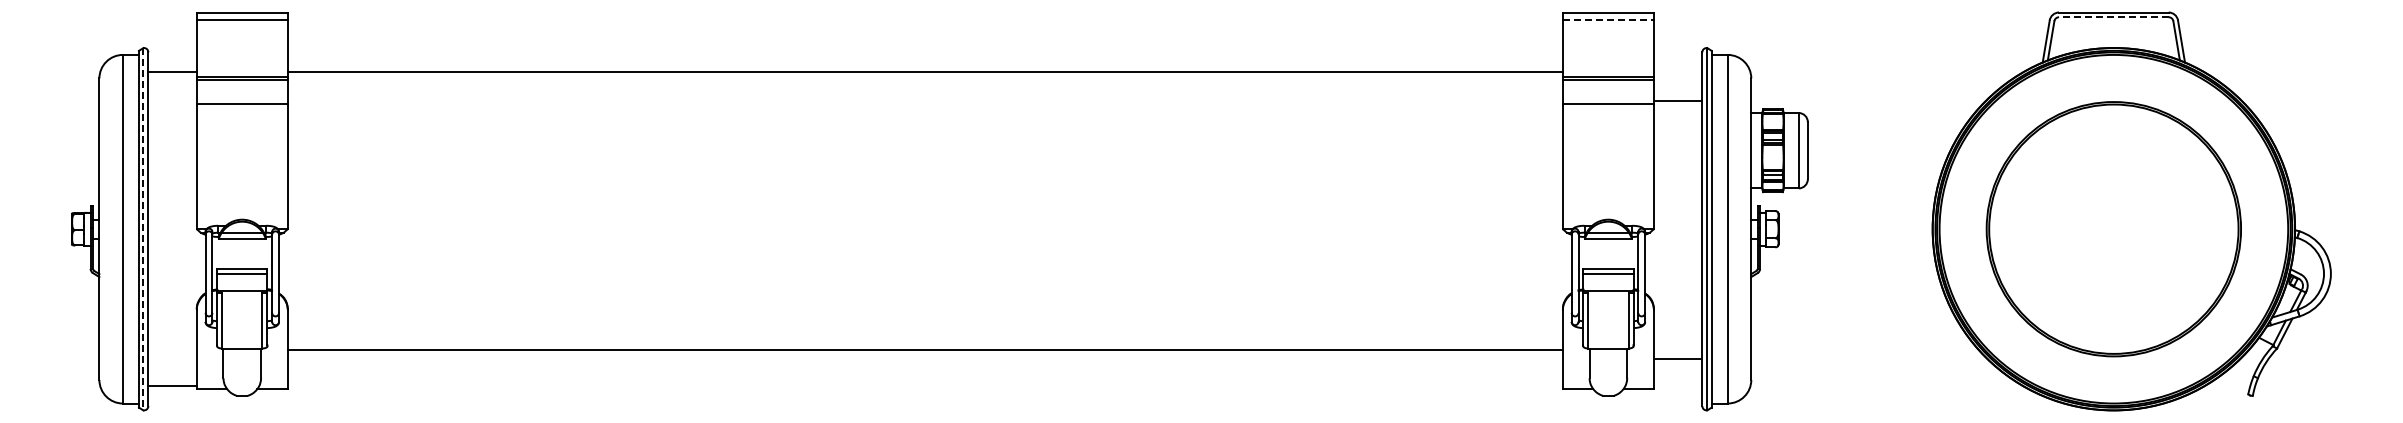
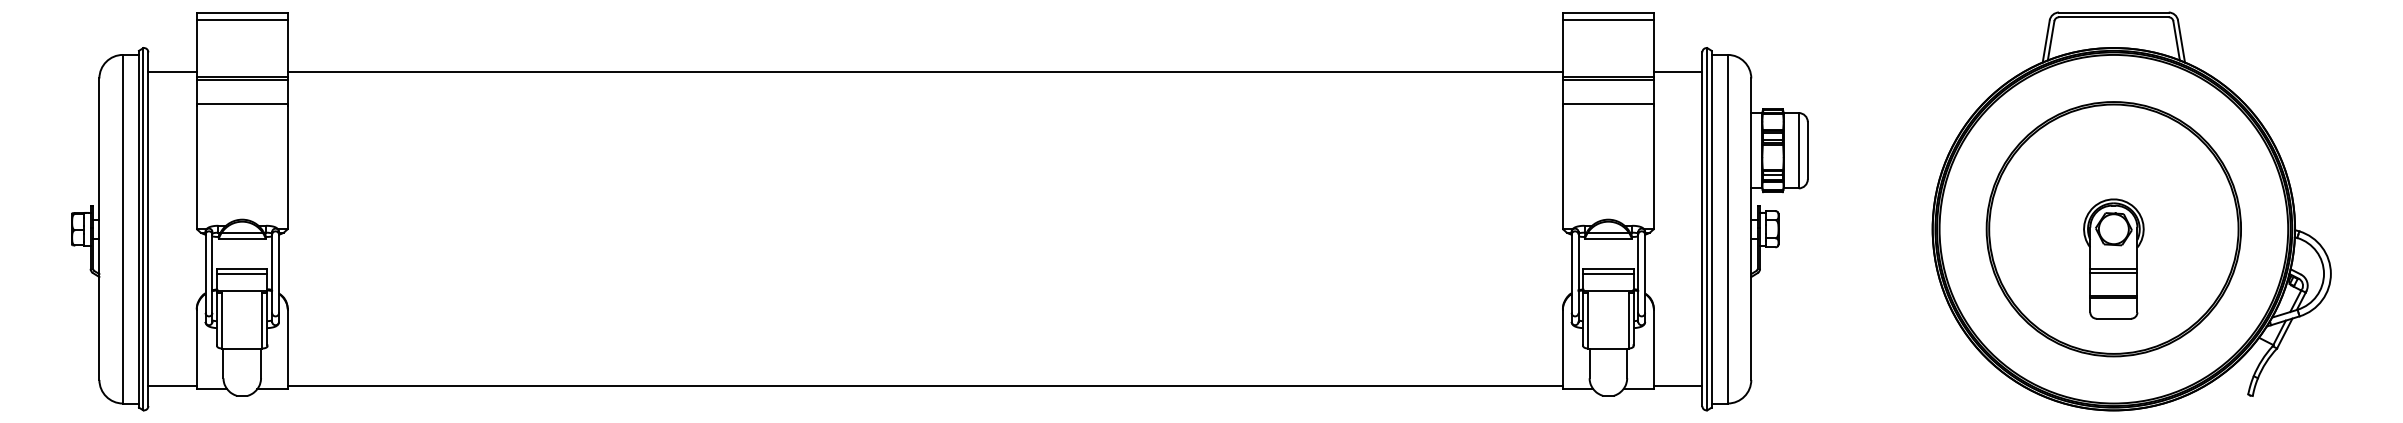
line: dashed -> solid (2113, 17)
line: dashed -> solid (1608, 20)
line position: (1677, 101) -> (1677, 72) (1677, 72)
line: dashed -> solid (143, 229)
part: none -> present (2113, 258)
line position: (924, 350) -> (924, 386) (924, 386)
line position: (1677, 359) -> (1677, 386) (1677, 386)
